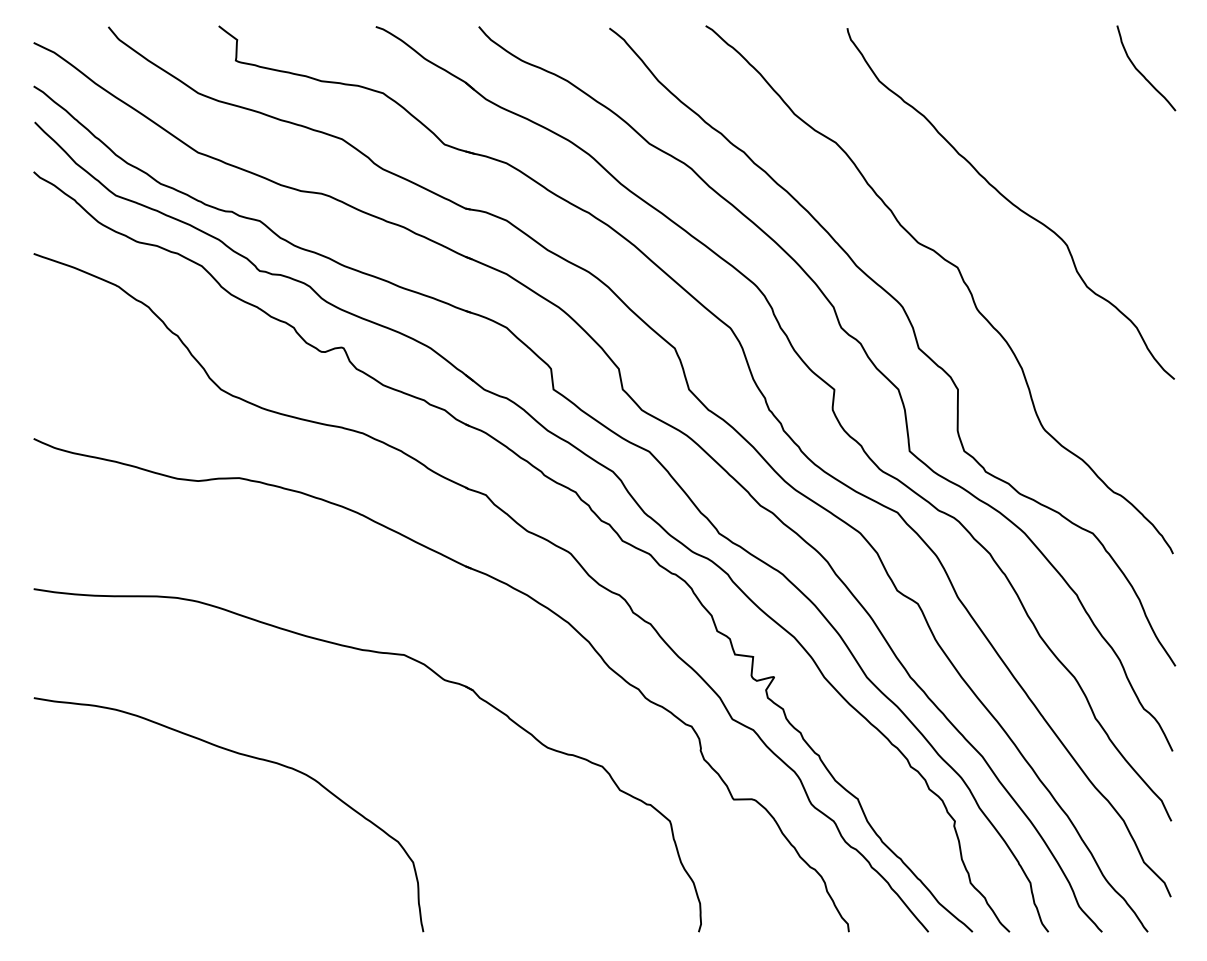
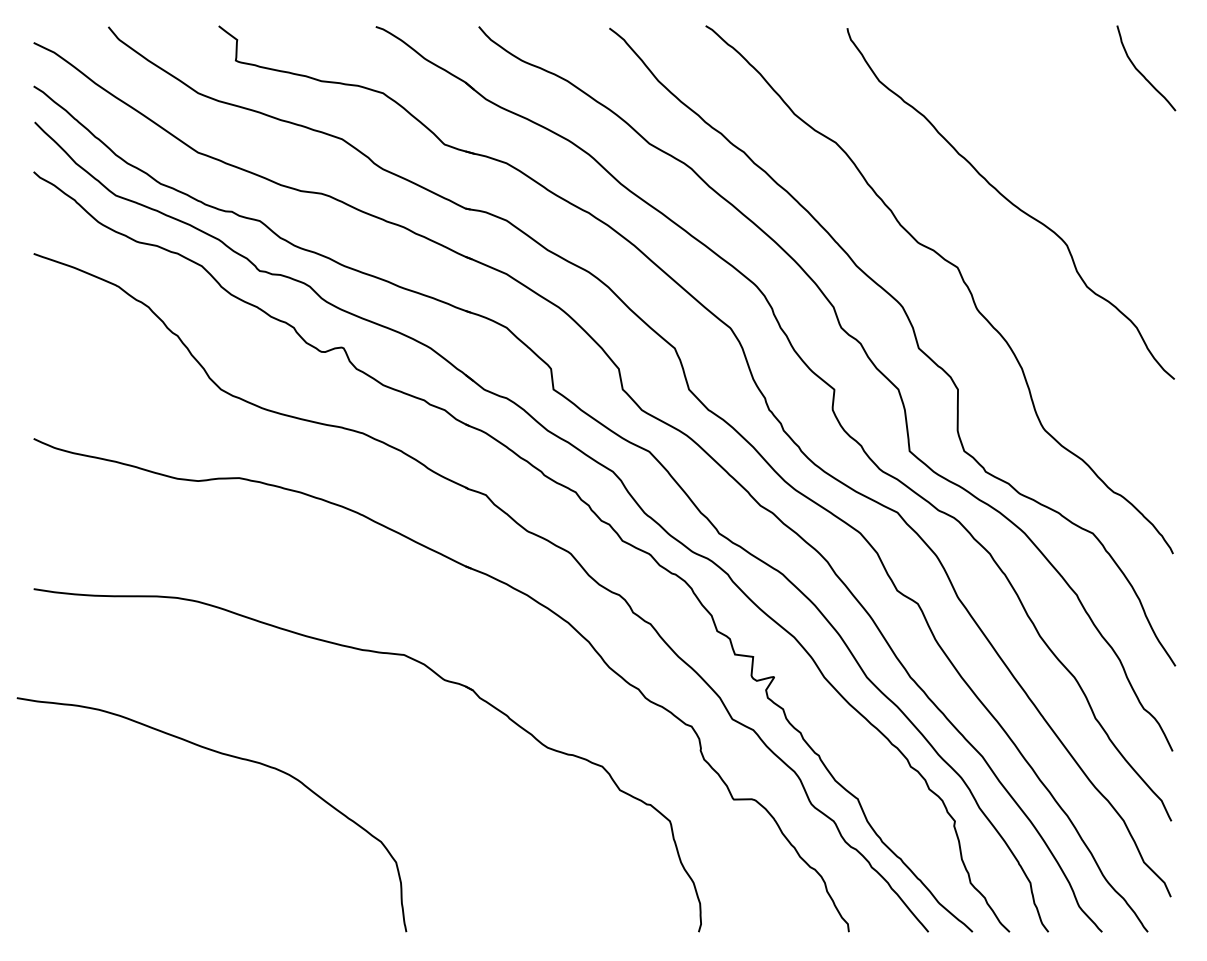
curve position: (241, 755) -> (224, 755) (224, 755)
